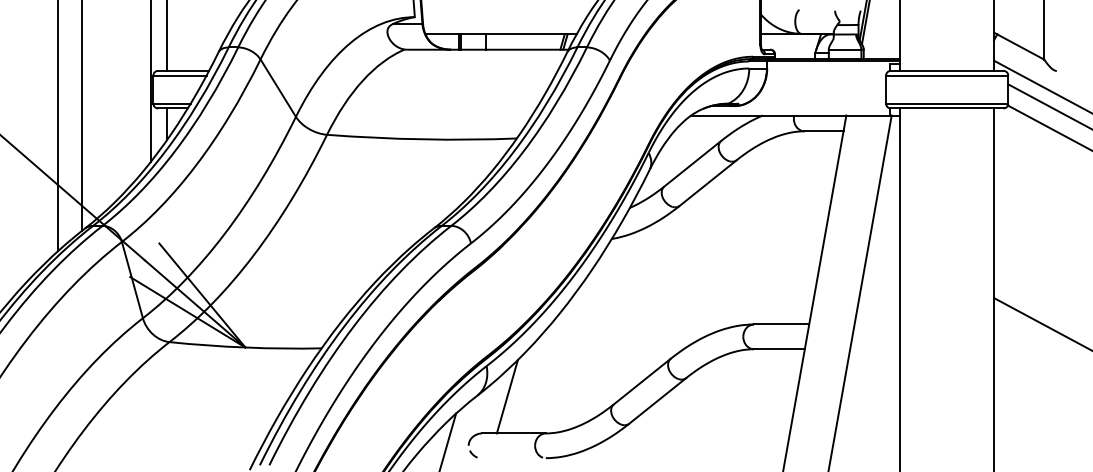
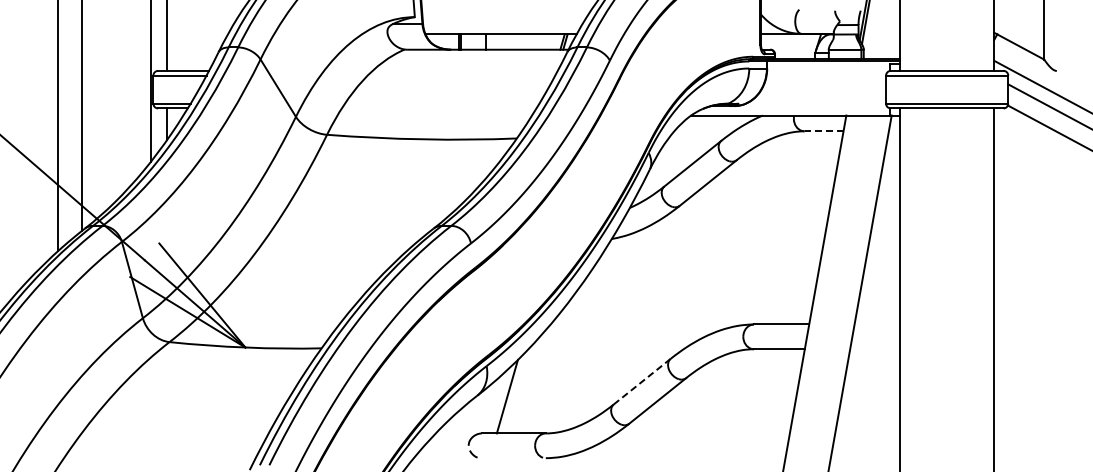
line: solid -> dashed (823, 131)
line: present -> none (1041, 323)
line: solid -> dashed (641, 382)
line: present -> none (448, 440)
